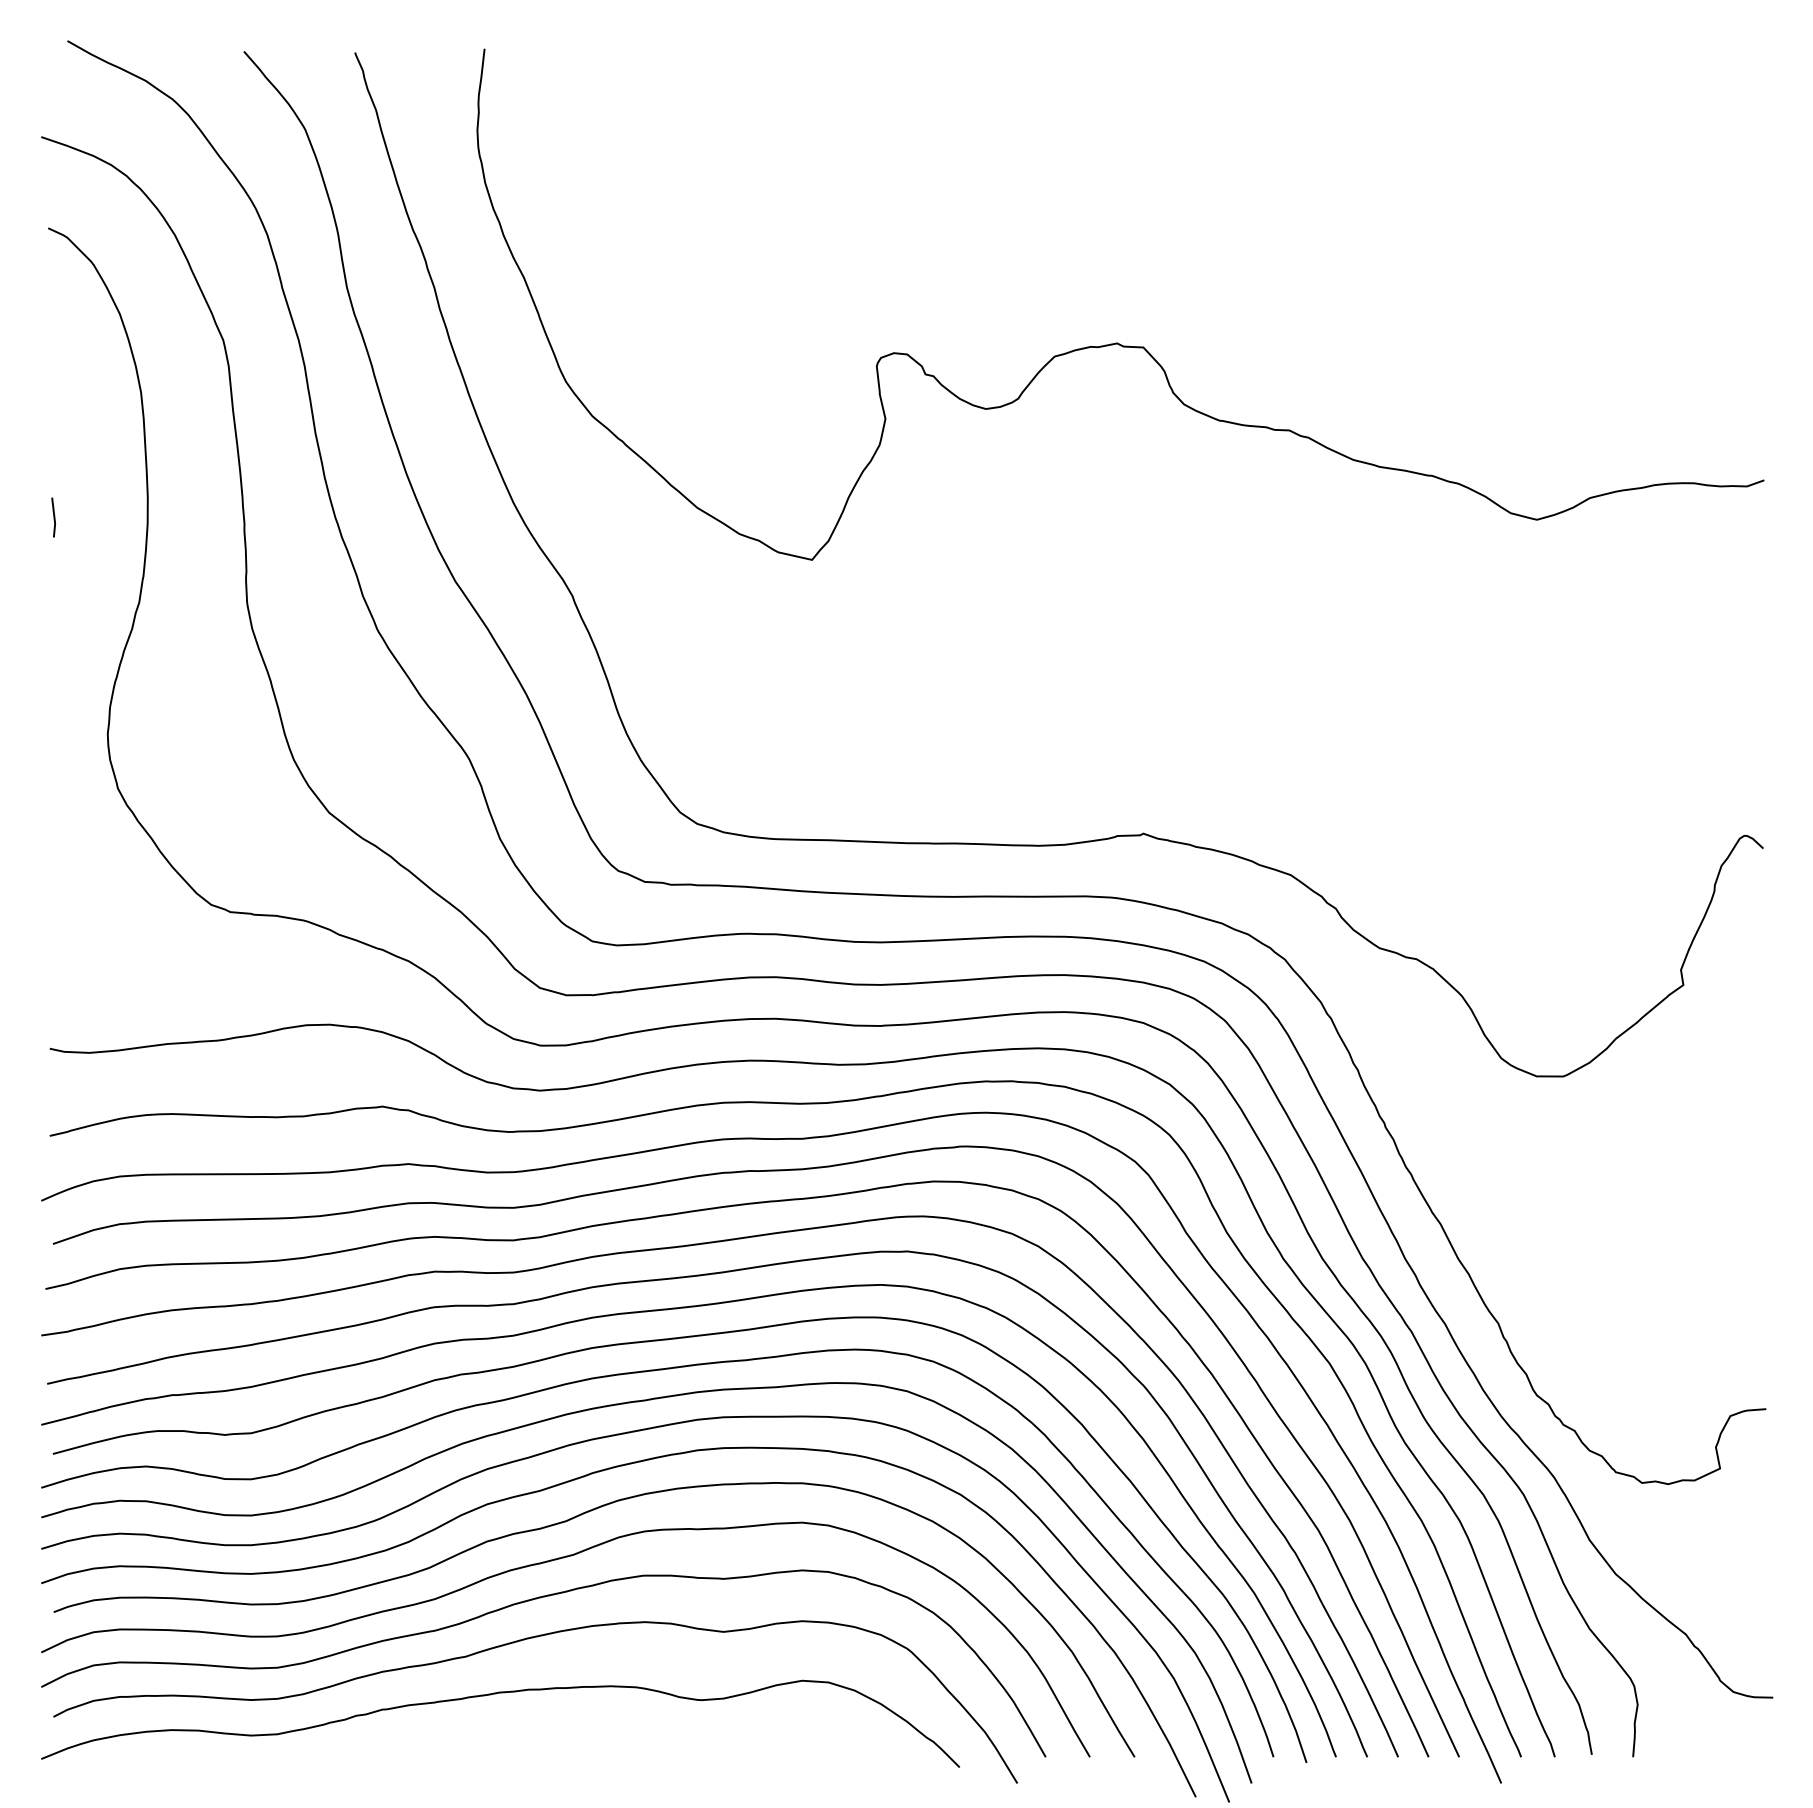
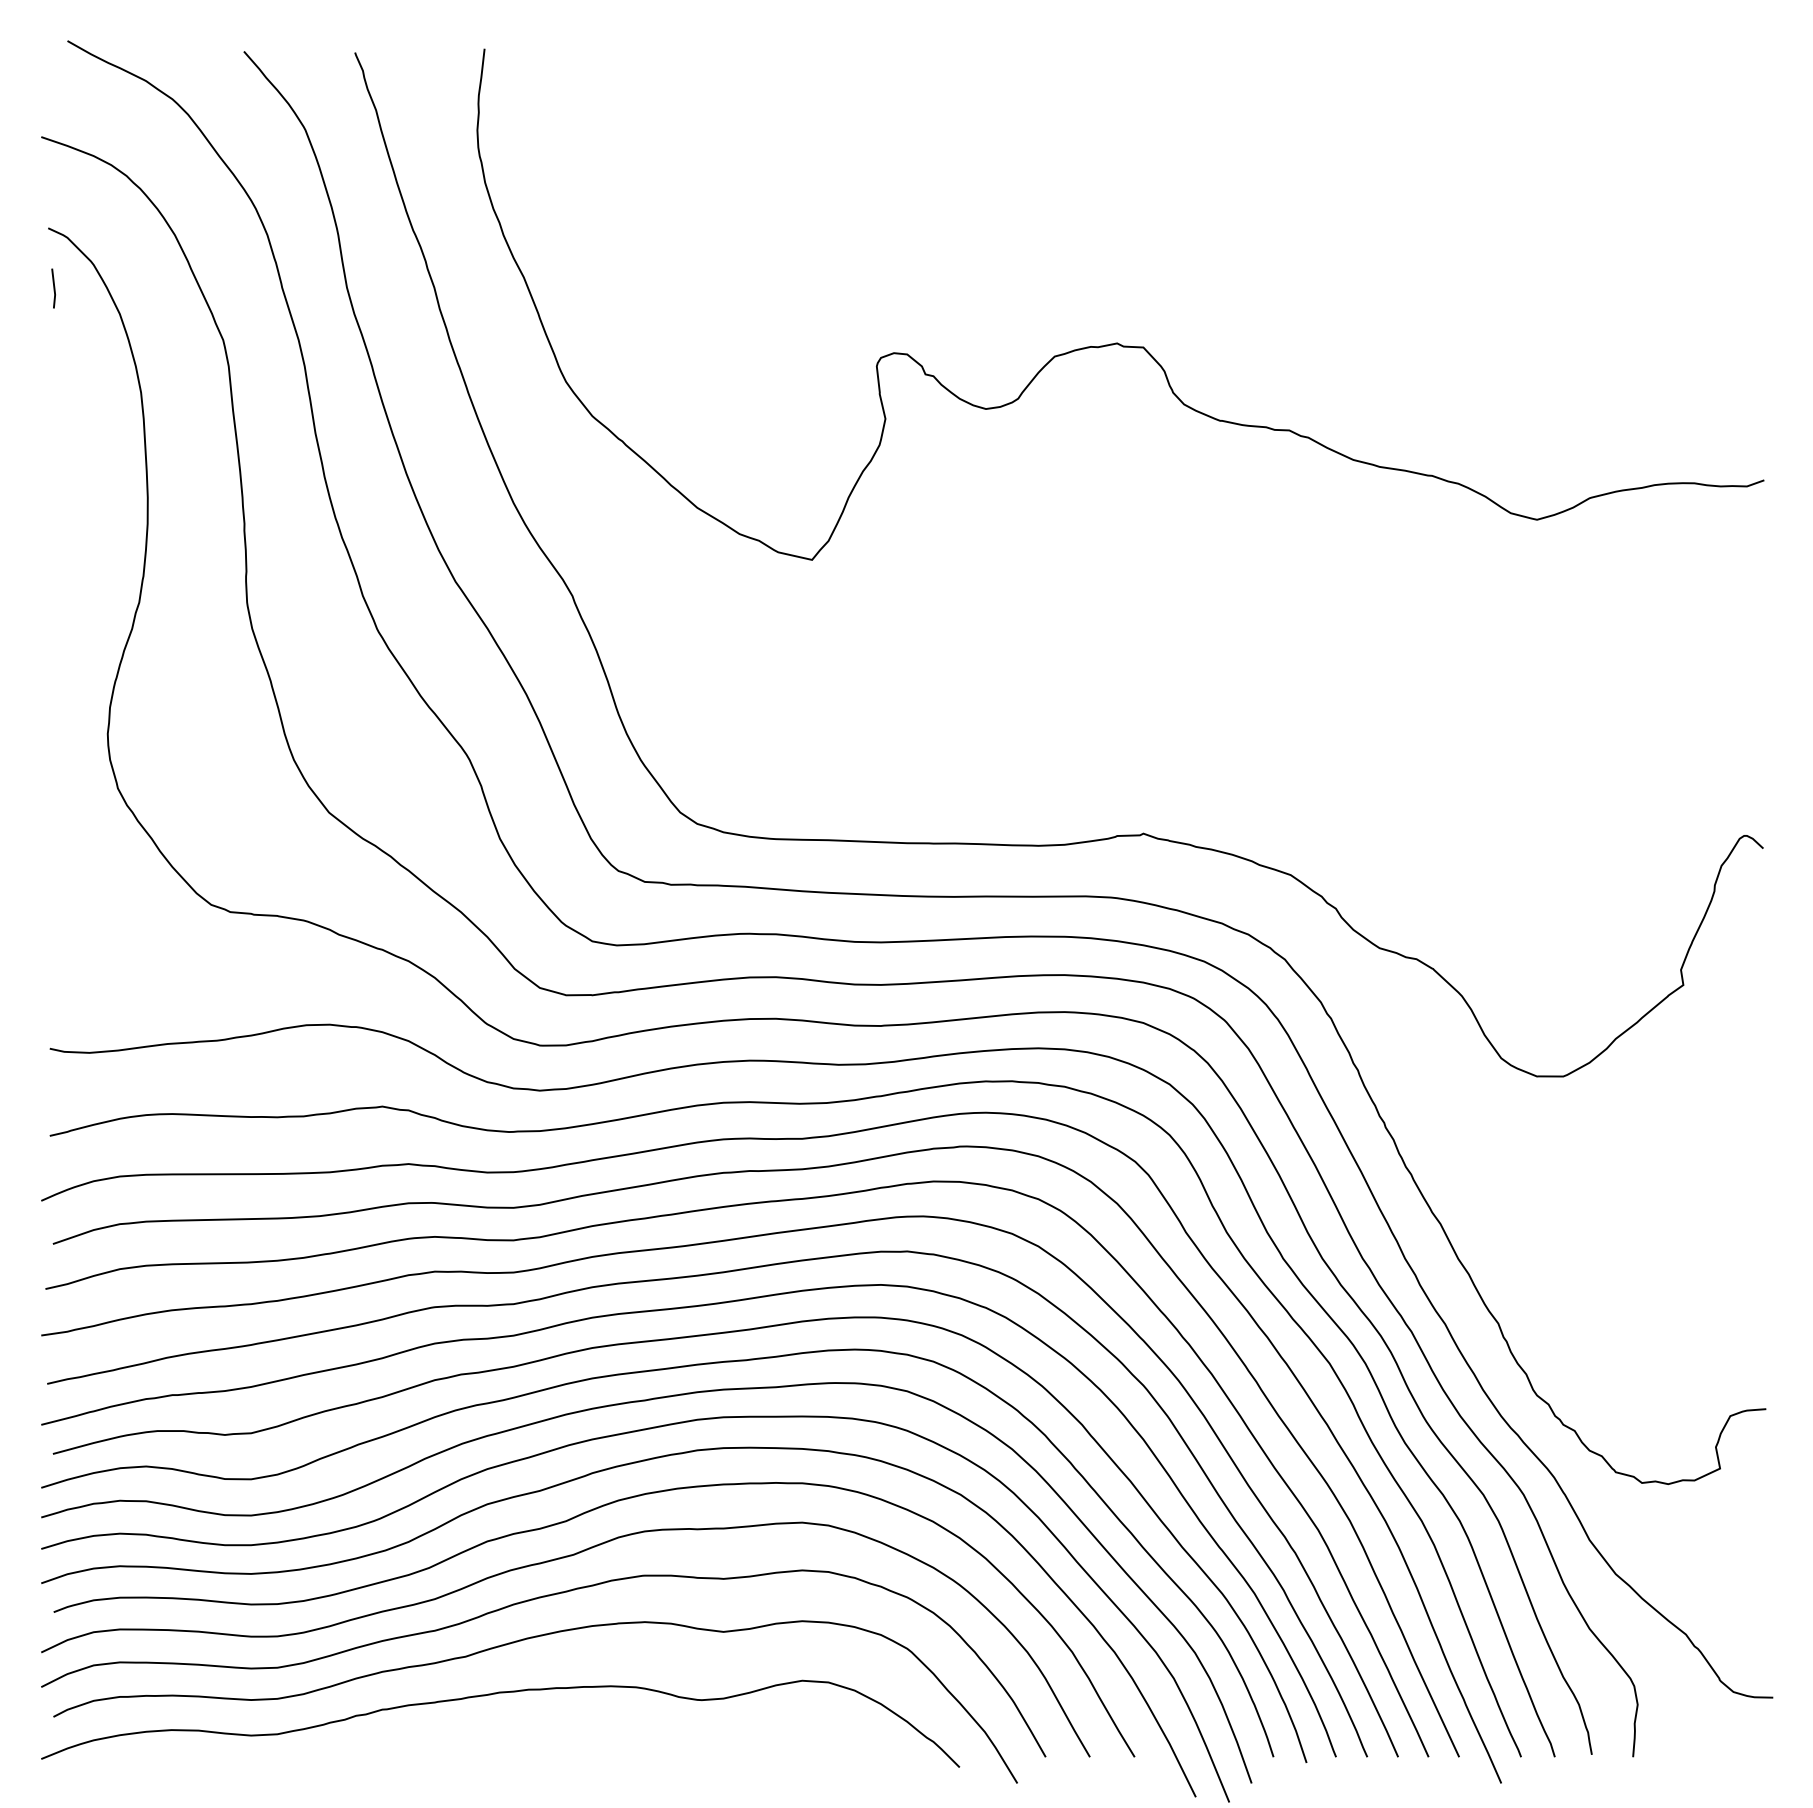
line position: (53, 517) -> (53, 288) (53, 288)
